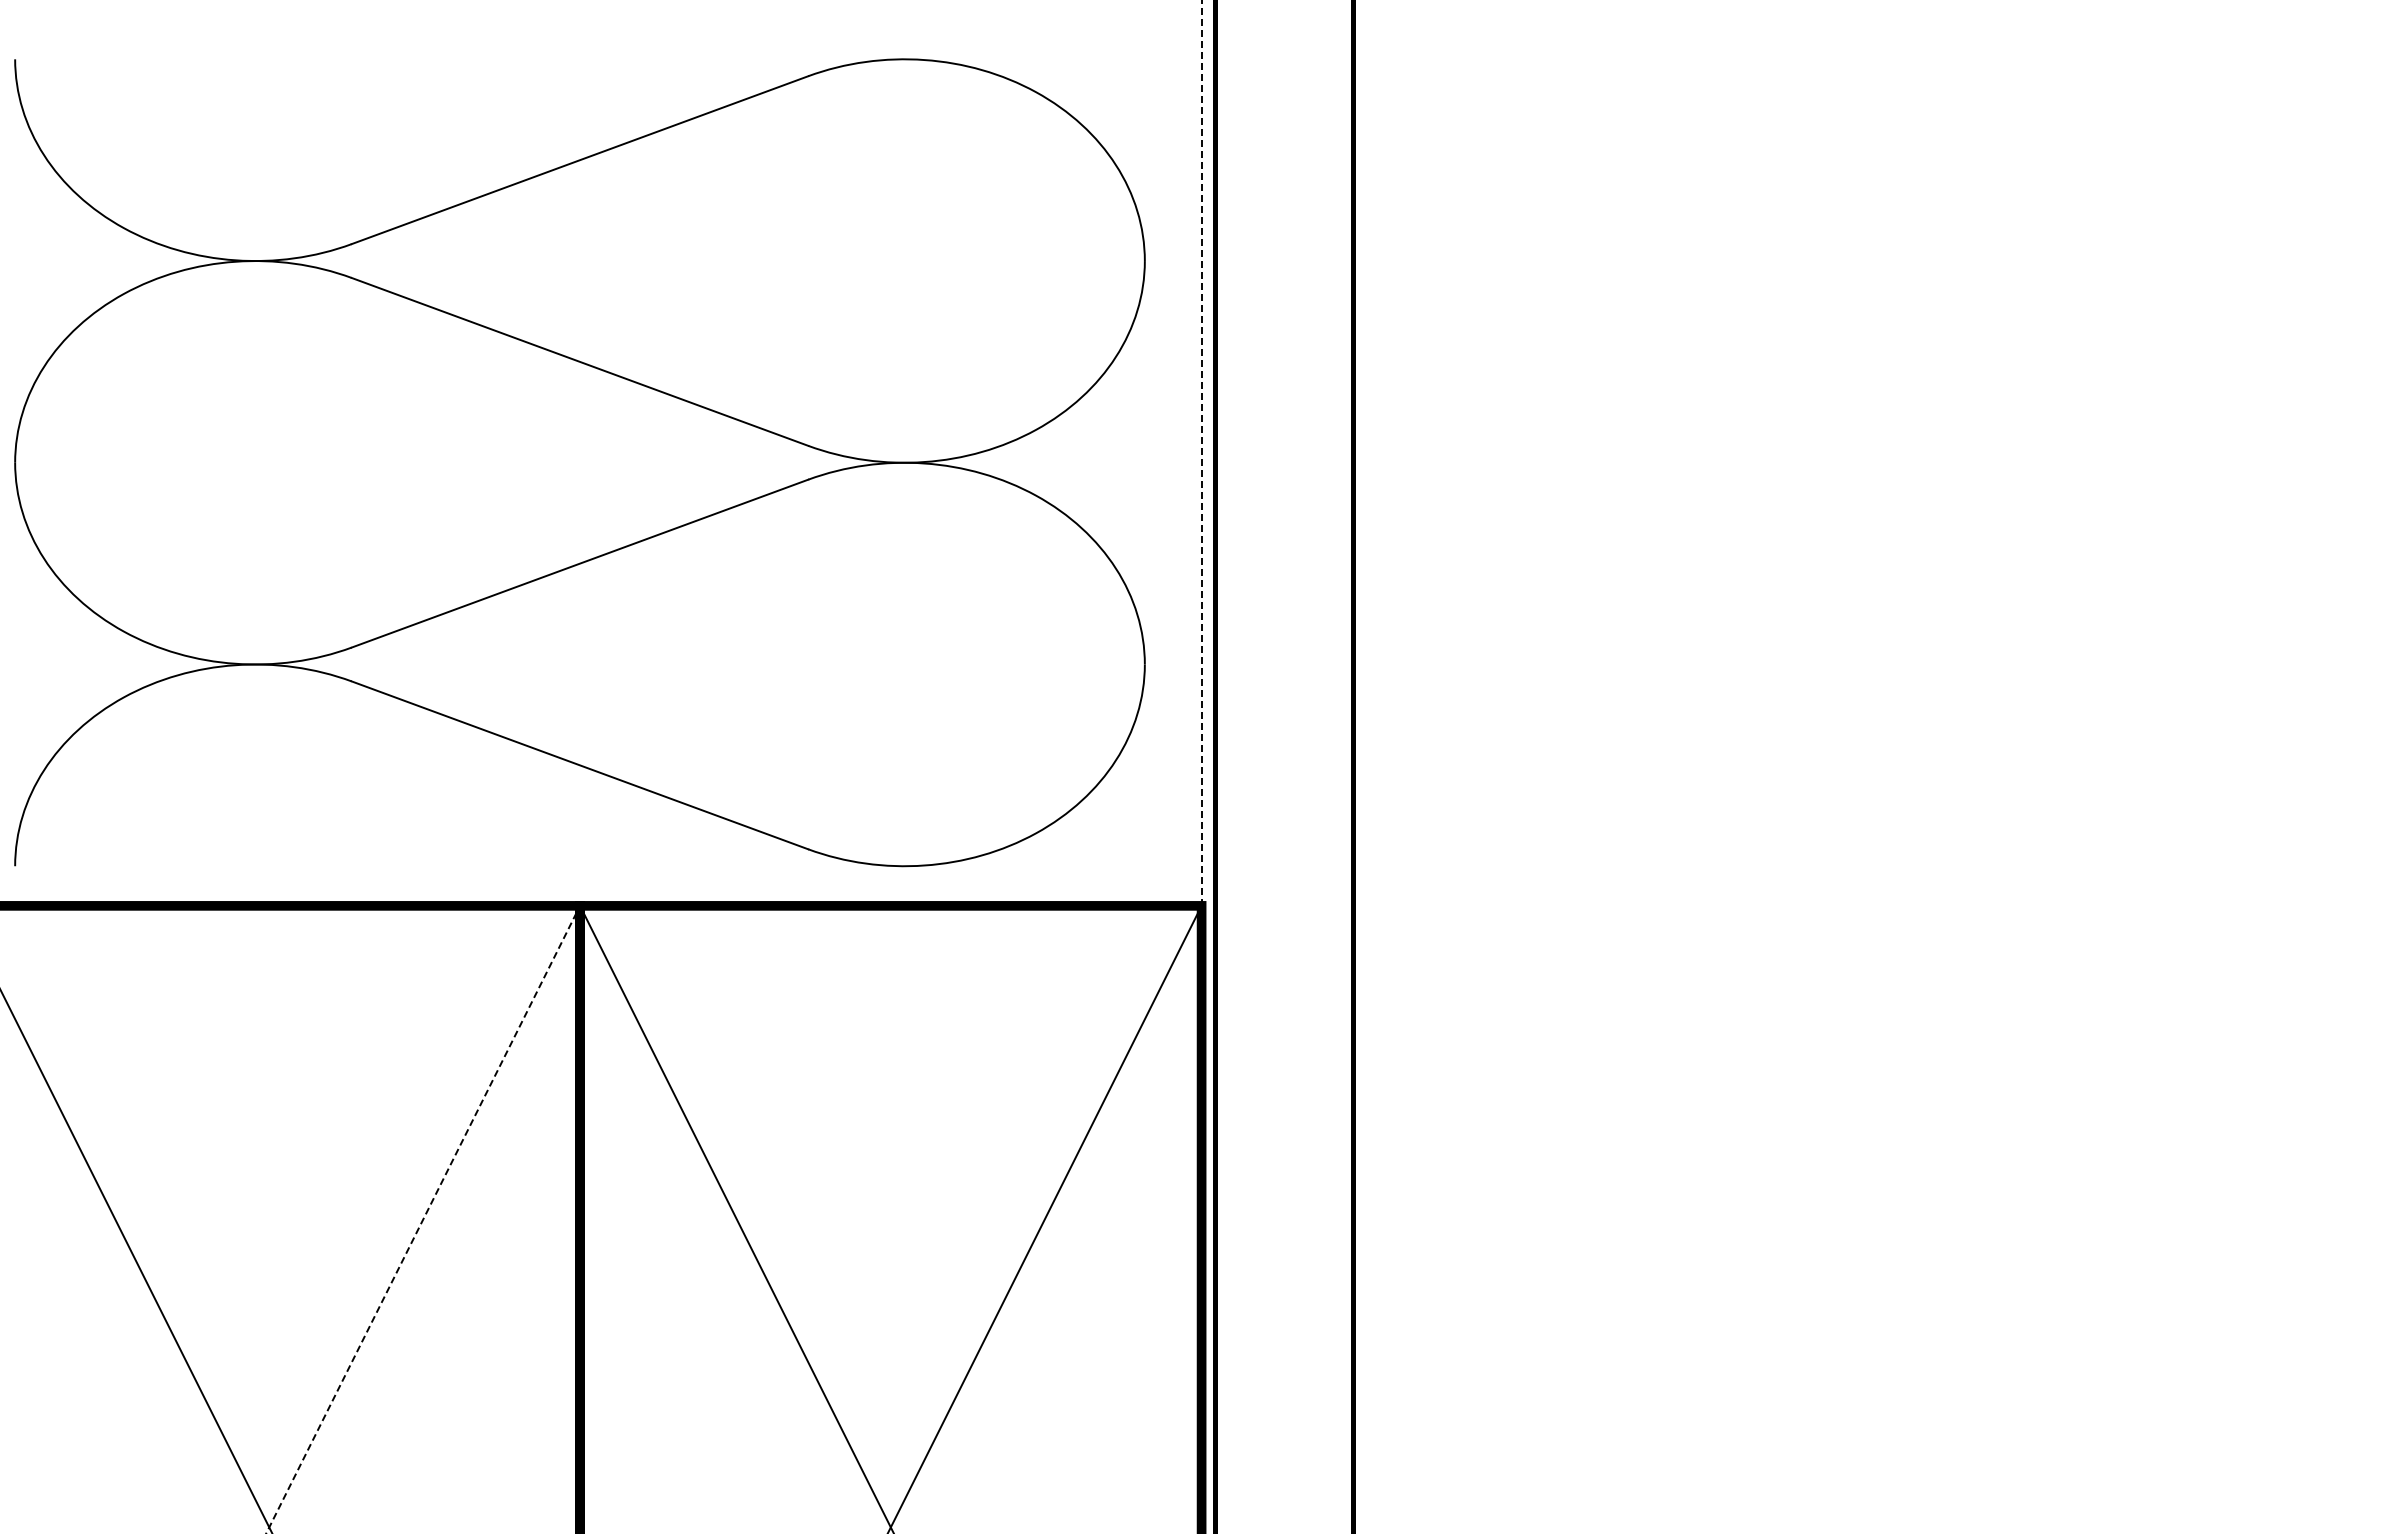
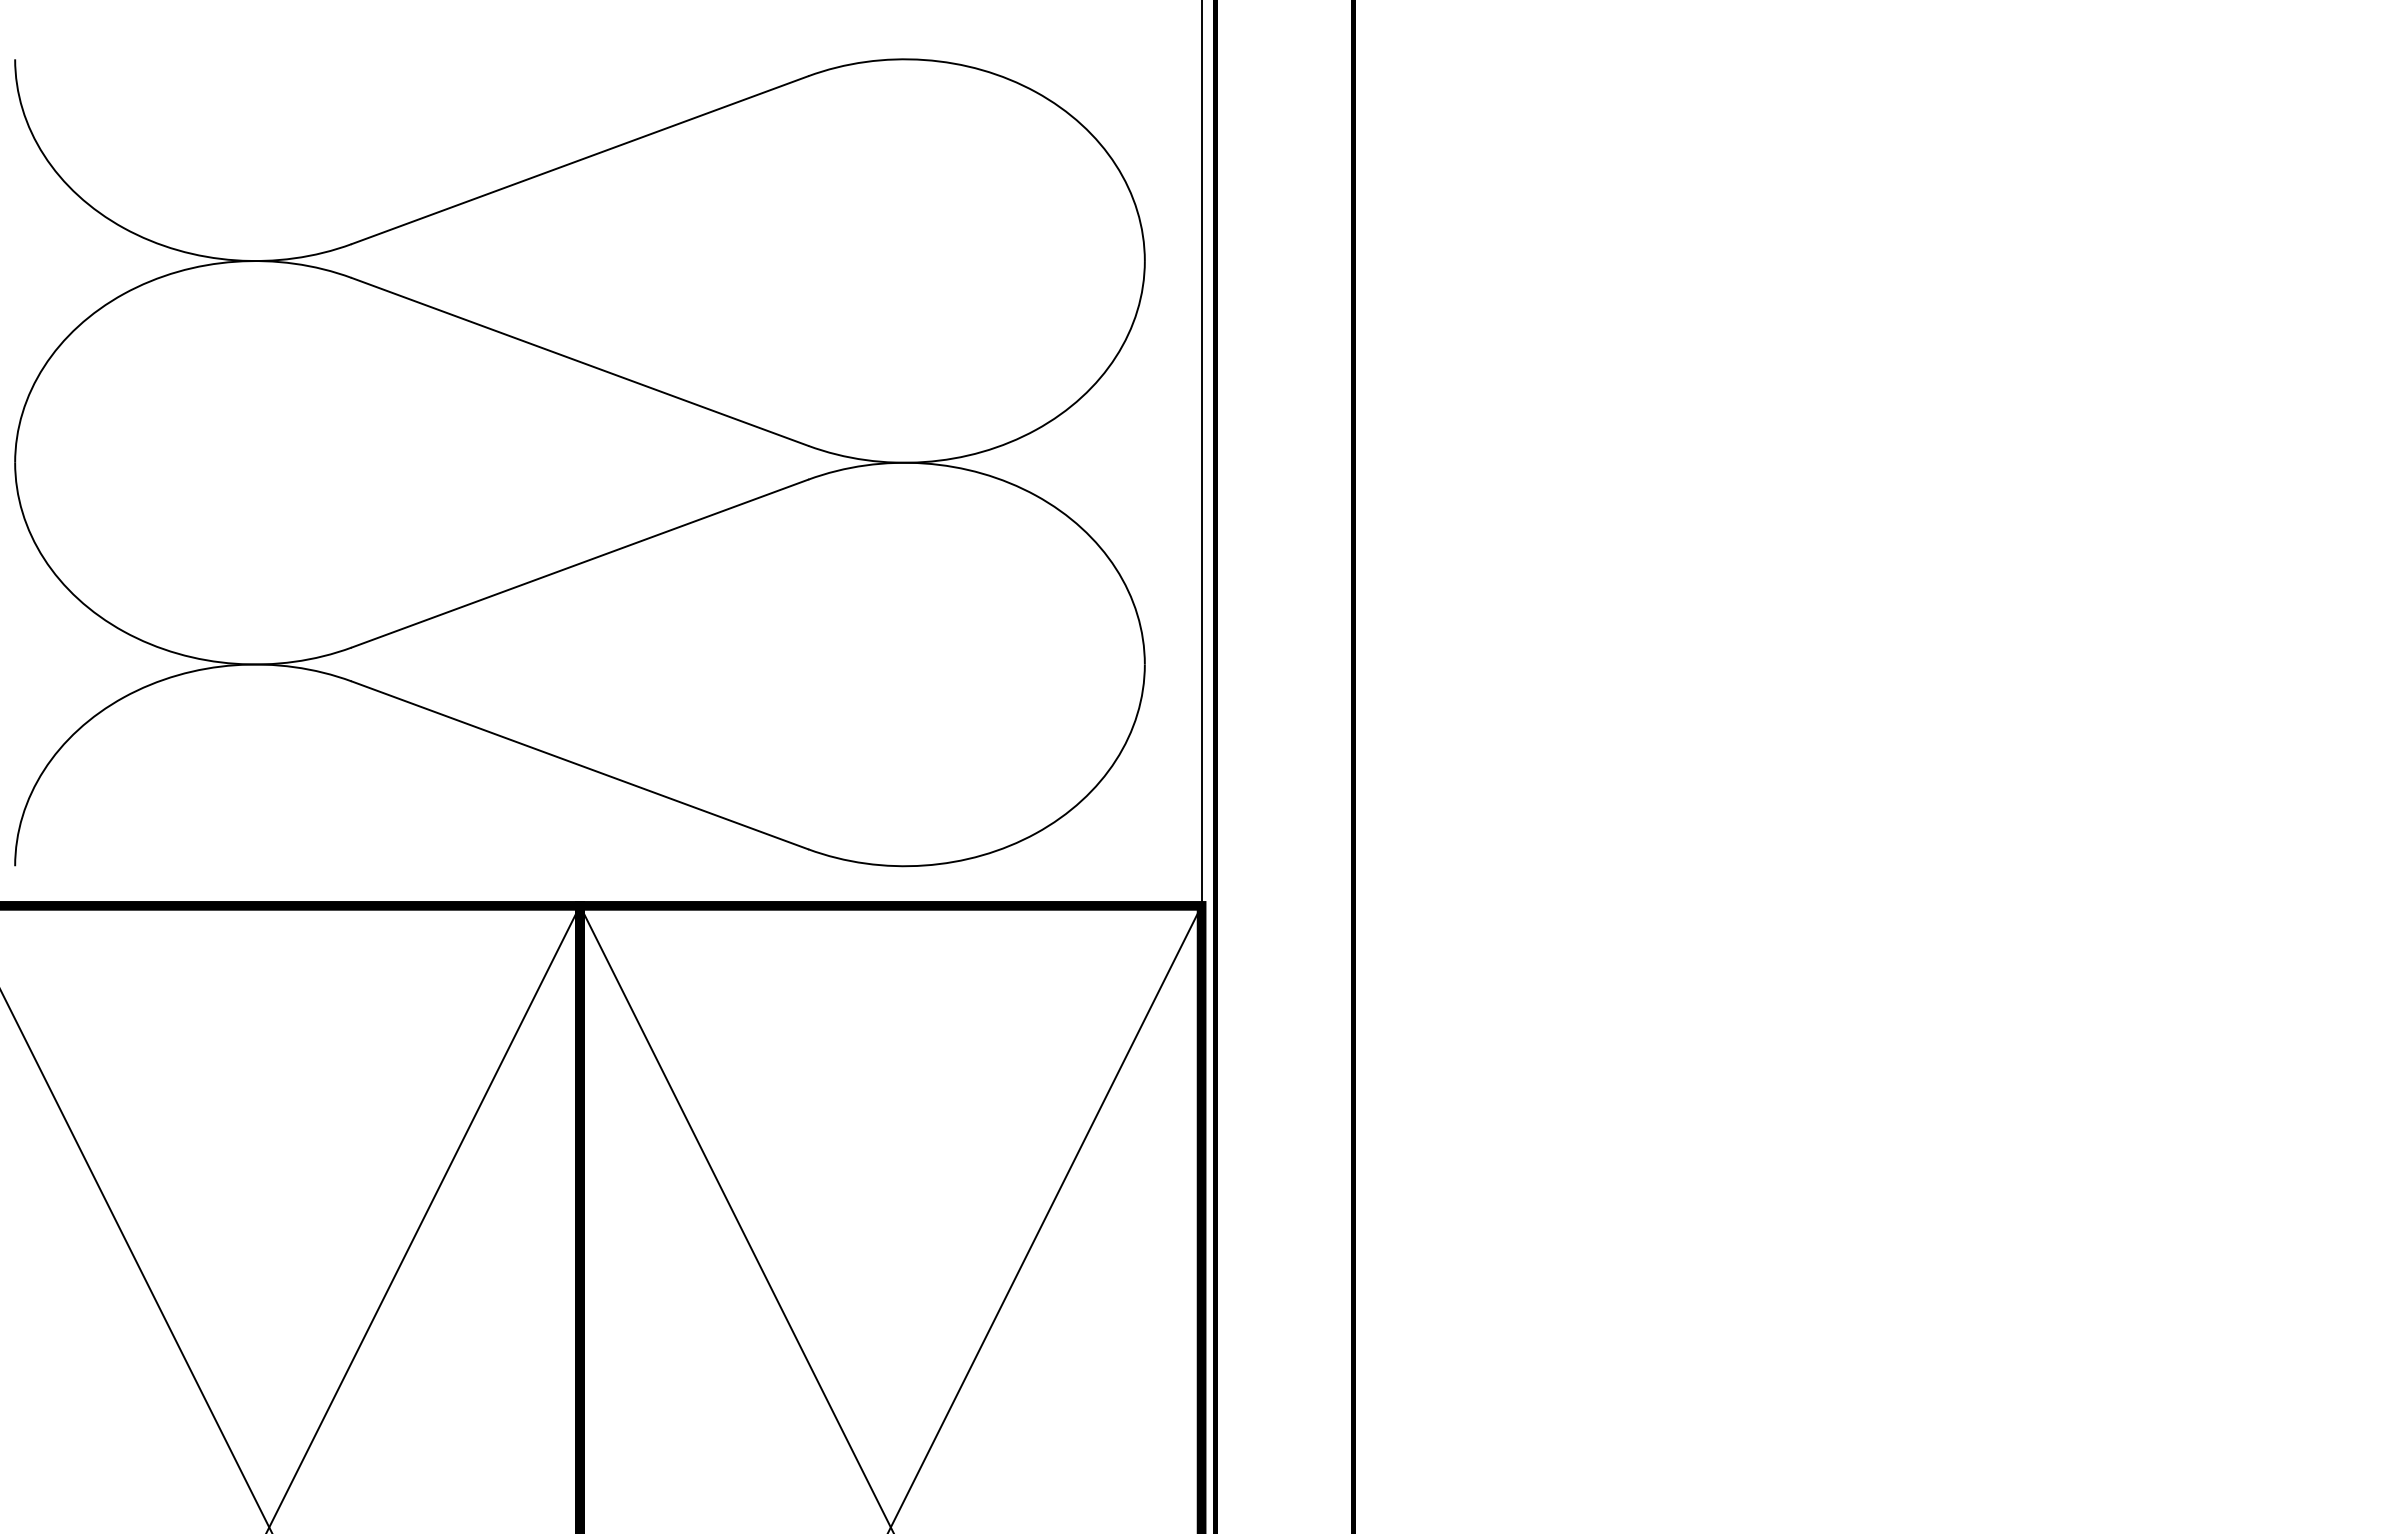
line: dashed -> solid (1201, 453)
line: dashed -> solid (423, 1219)
